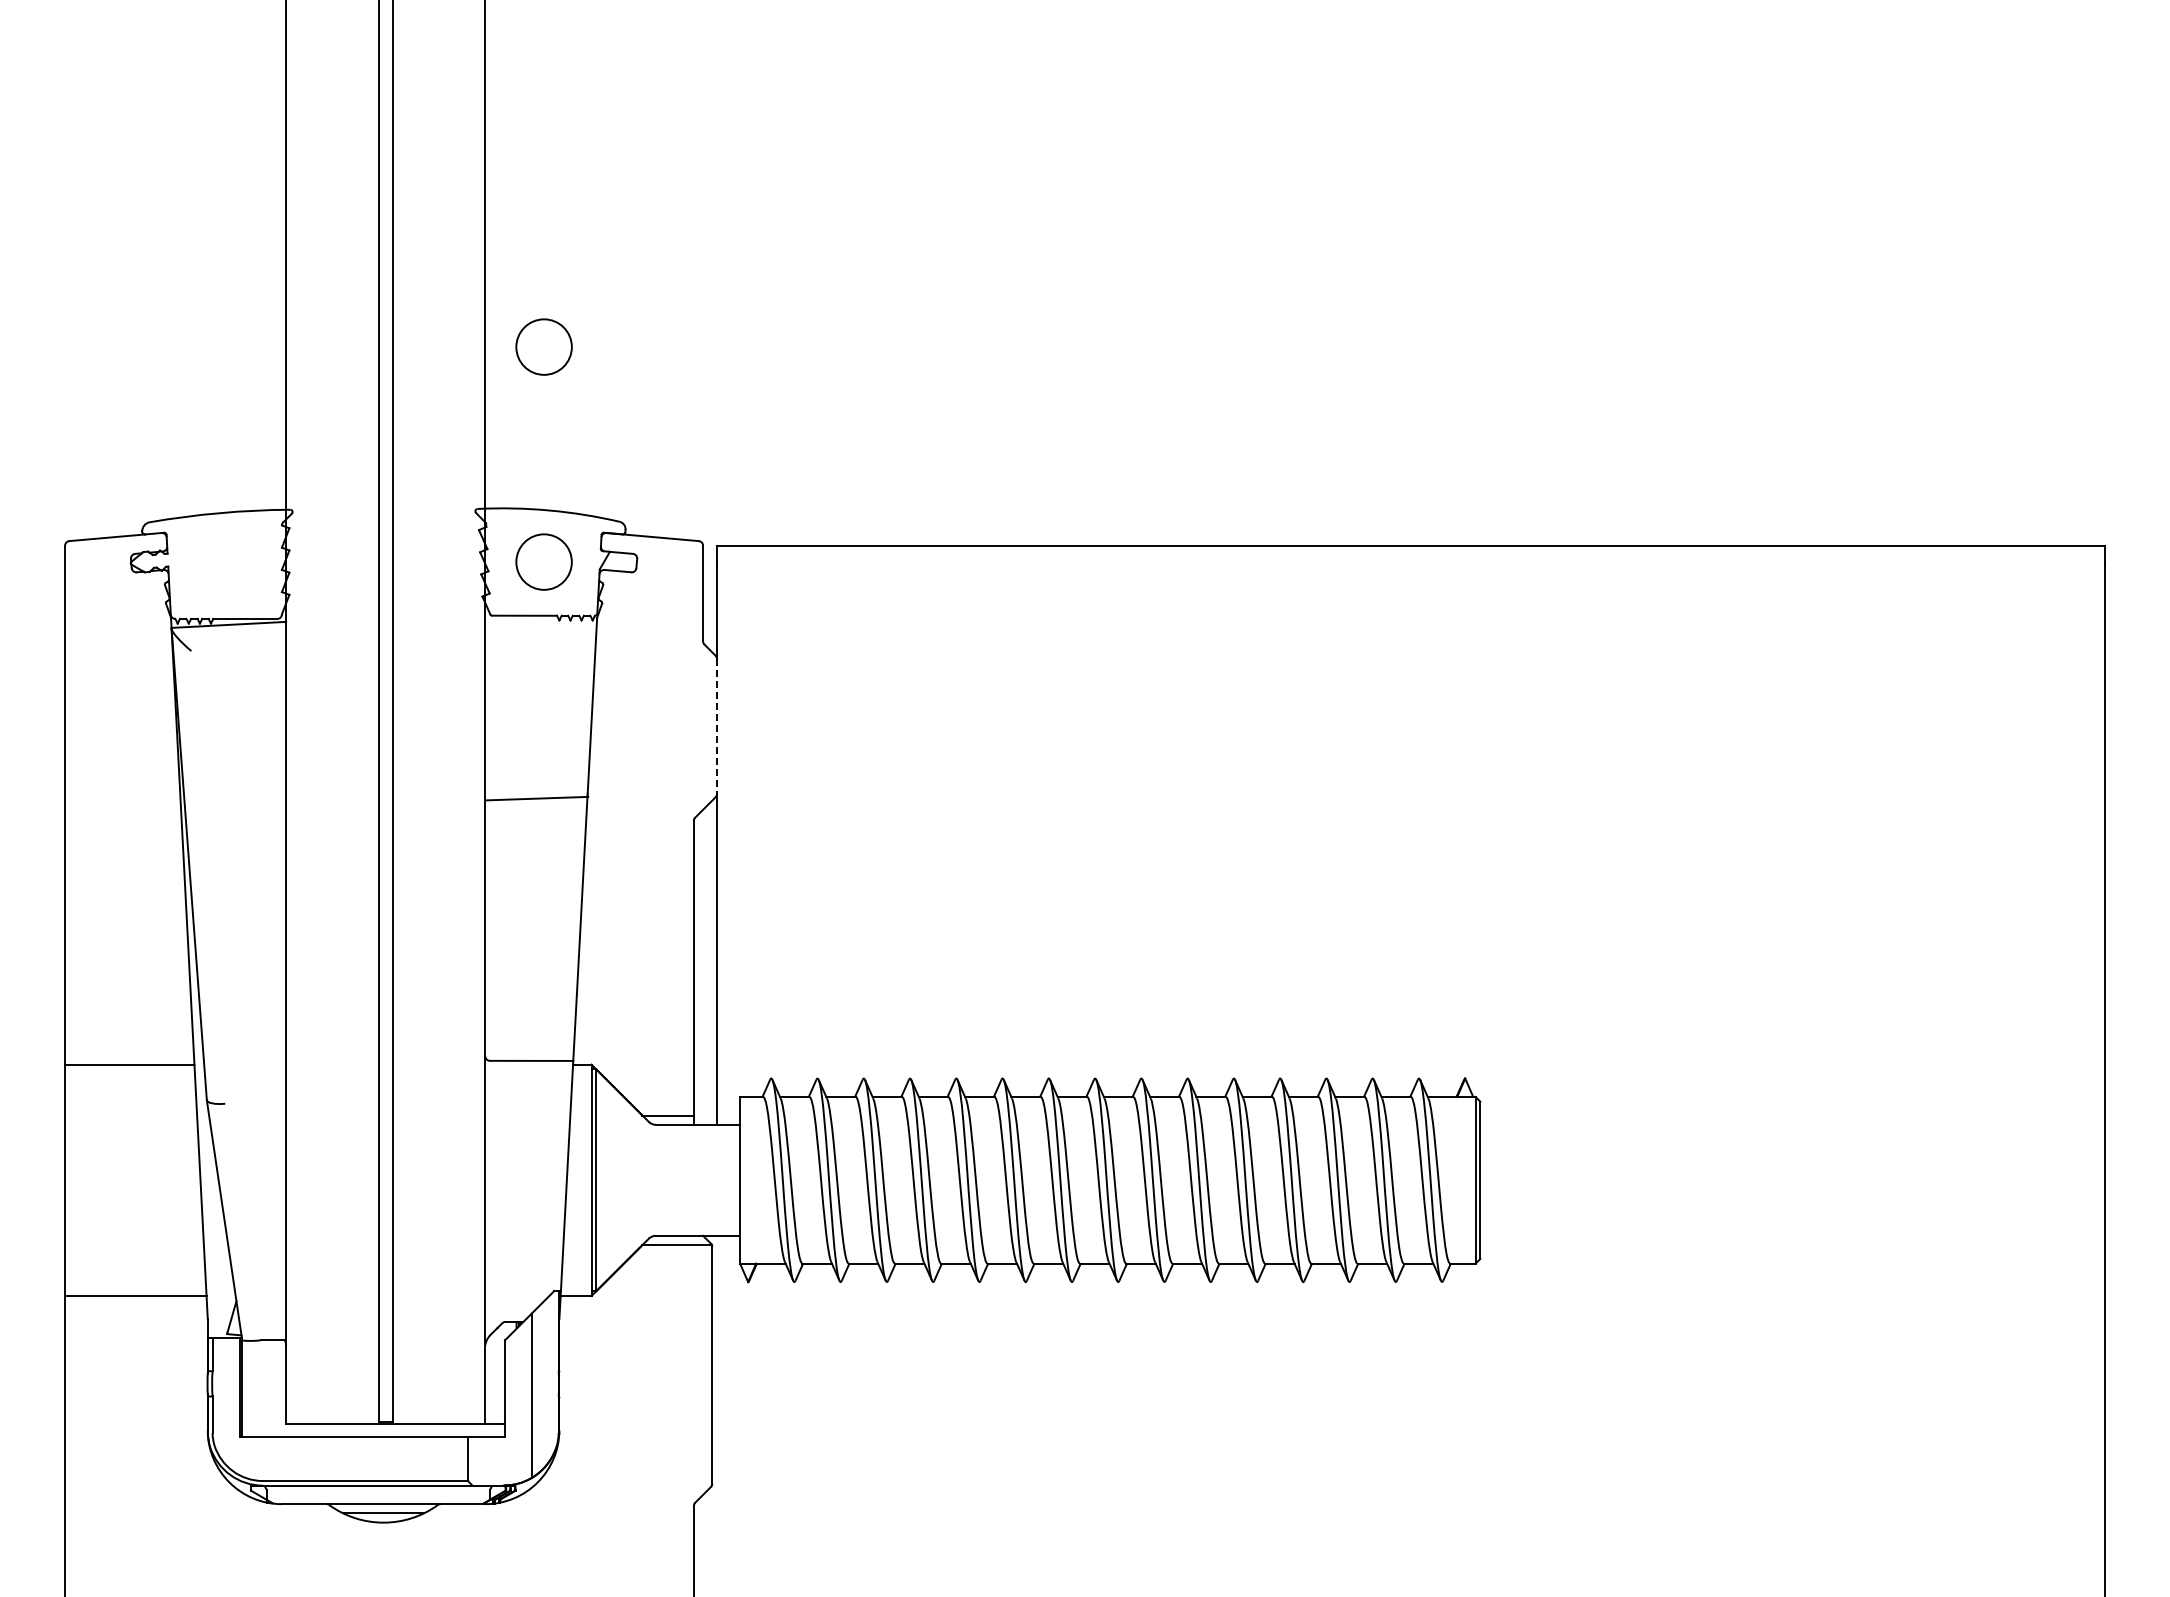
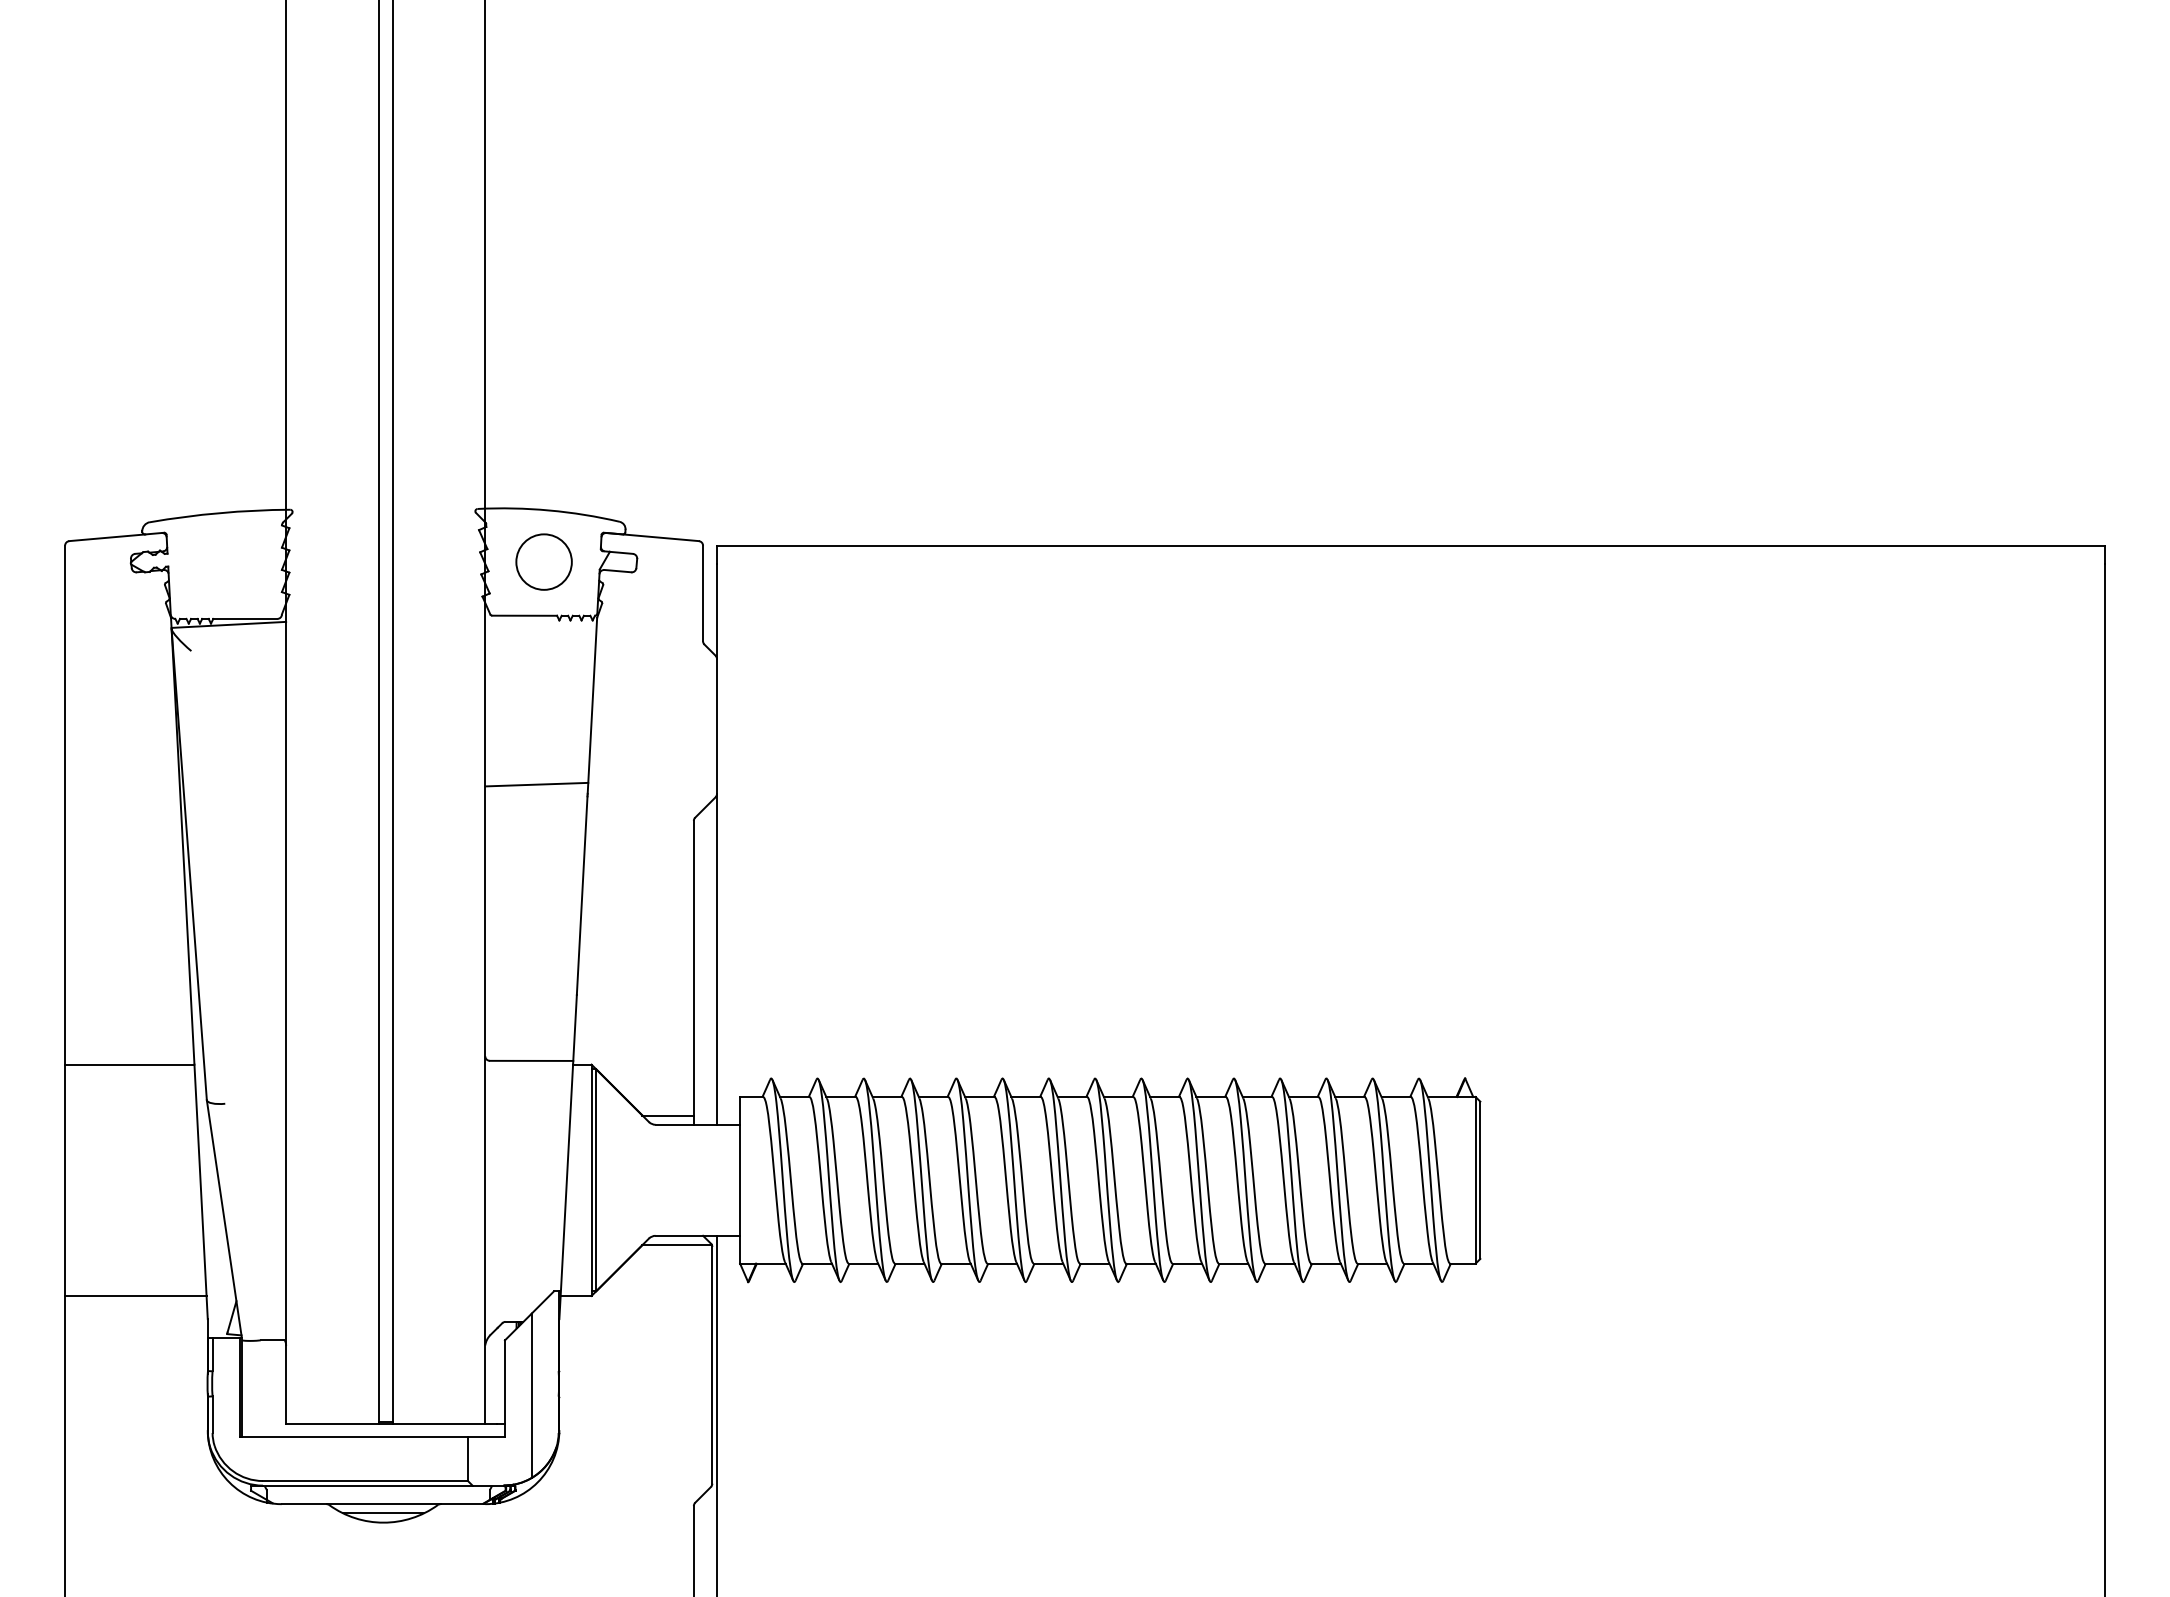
circle: present -> none (543, 346)
line: dashed -> solid (716, 727)
line position: (536, 798) -> (536, 784) (536, 784)
line: none -> present (716, 1414)
